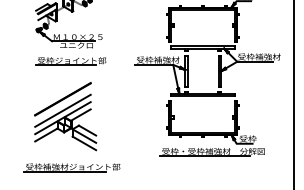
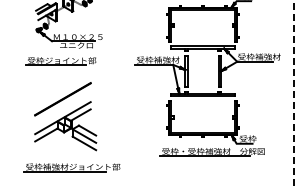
part position: (70, 61) -> (60, 61) (60, 61)
line: solid -> dashed (293, 95)
line: present -> none (62, 110)
